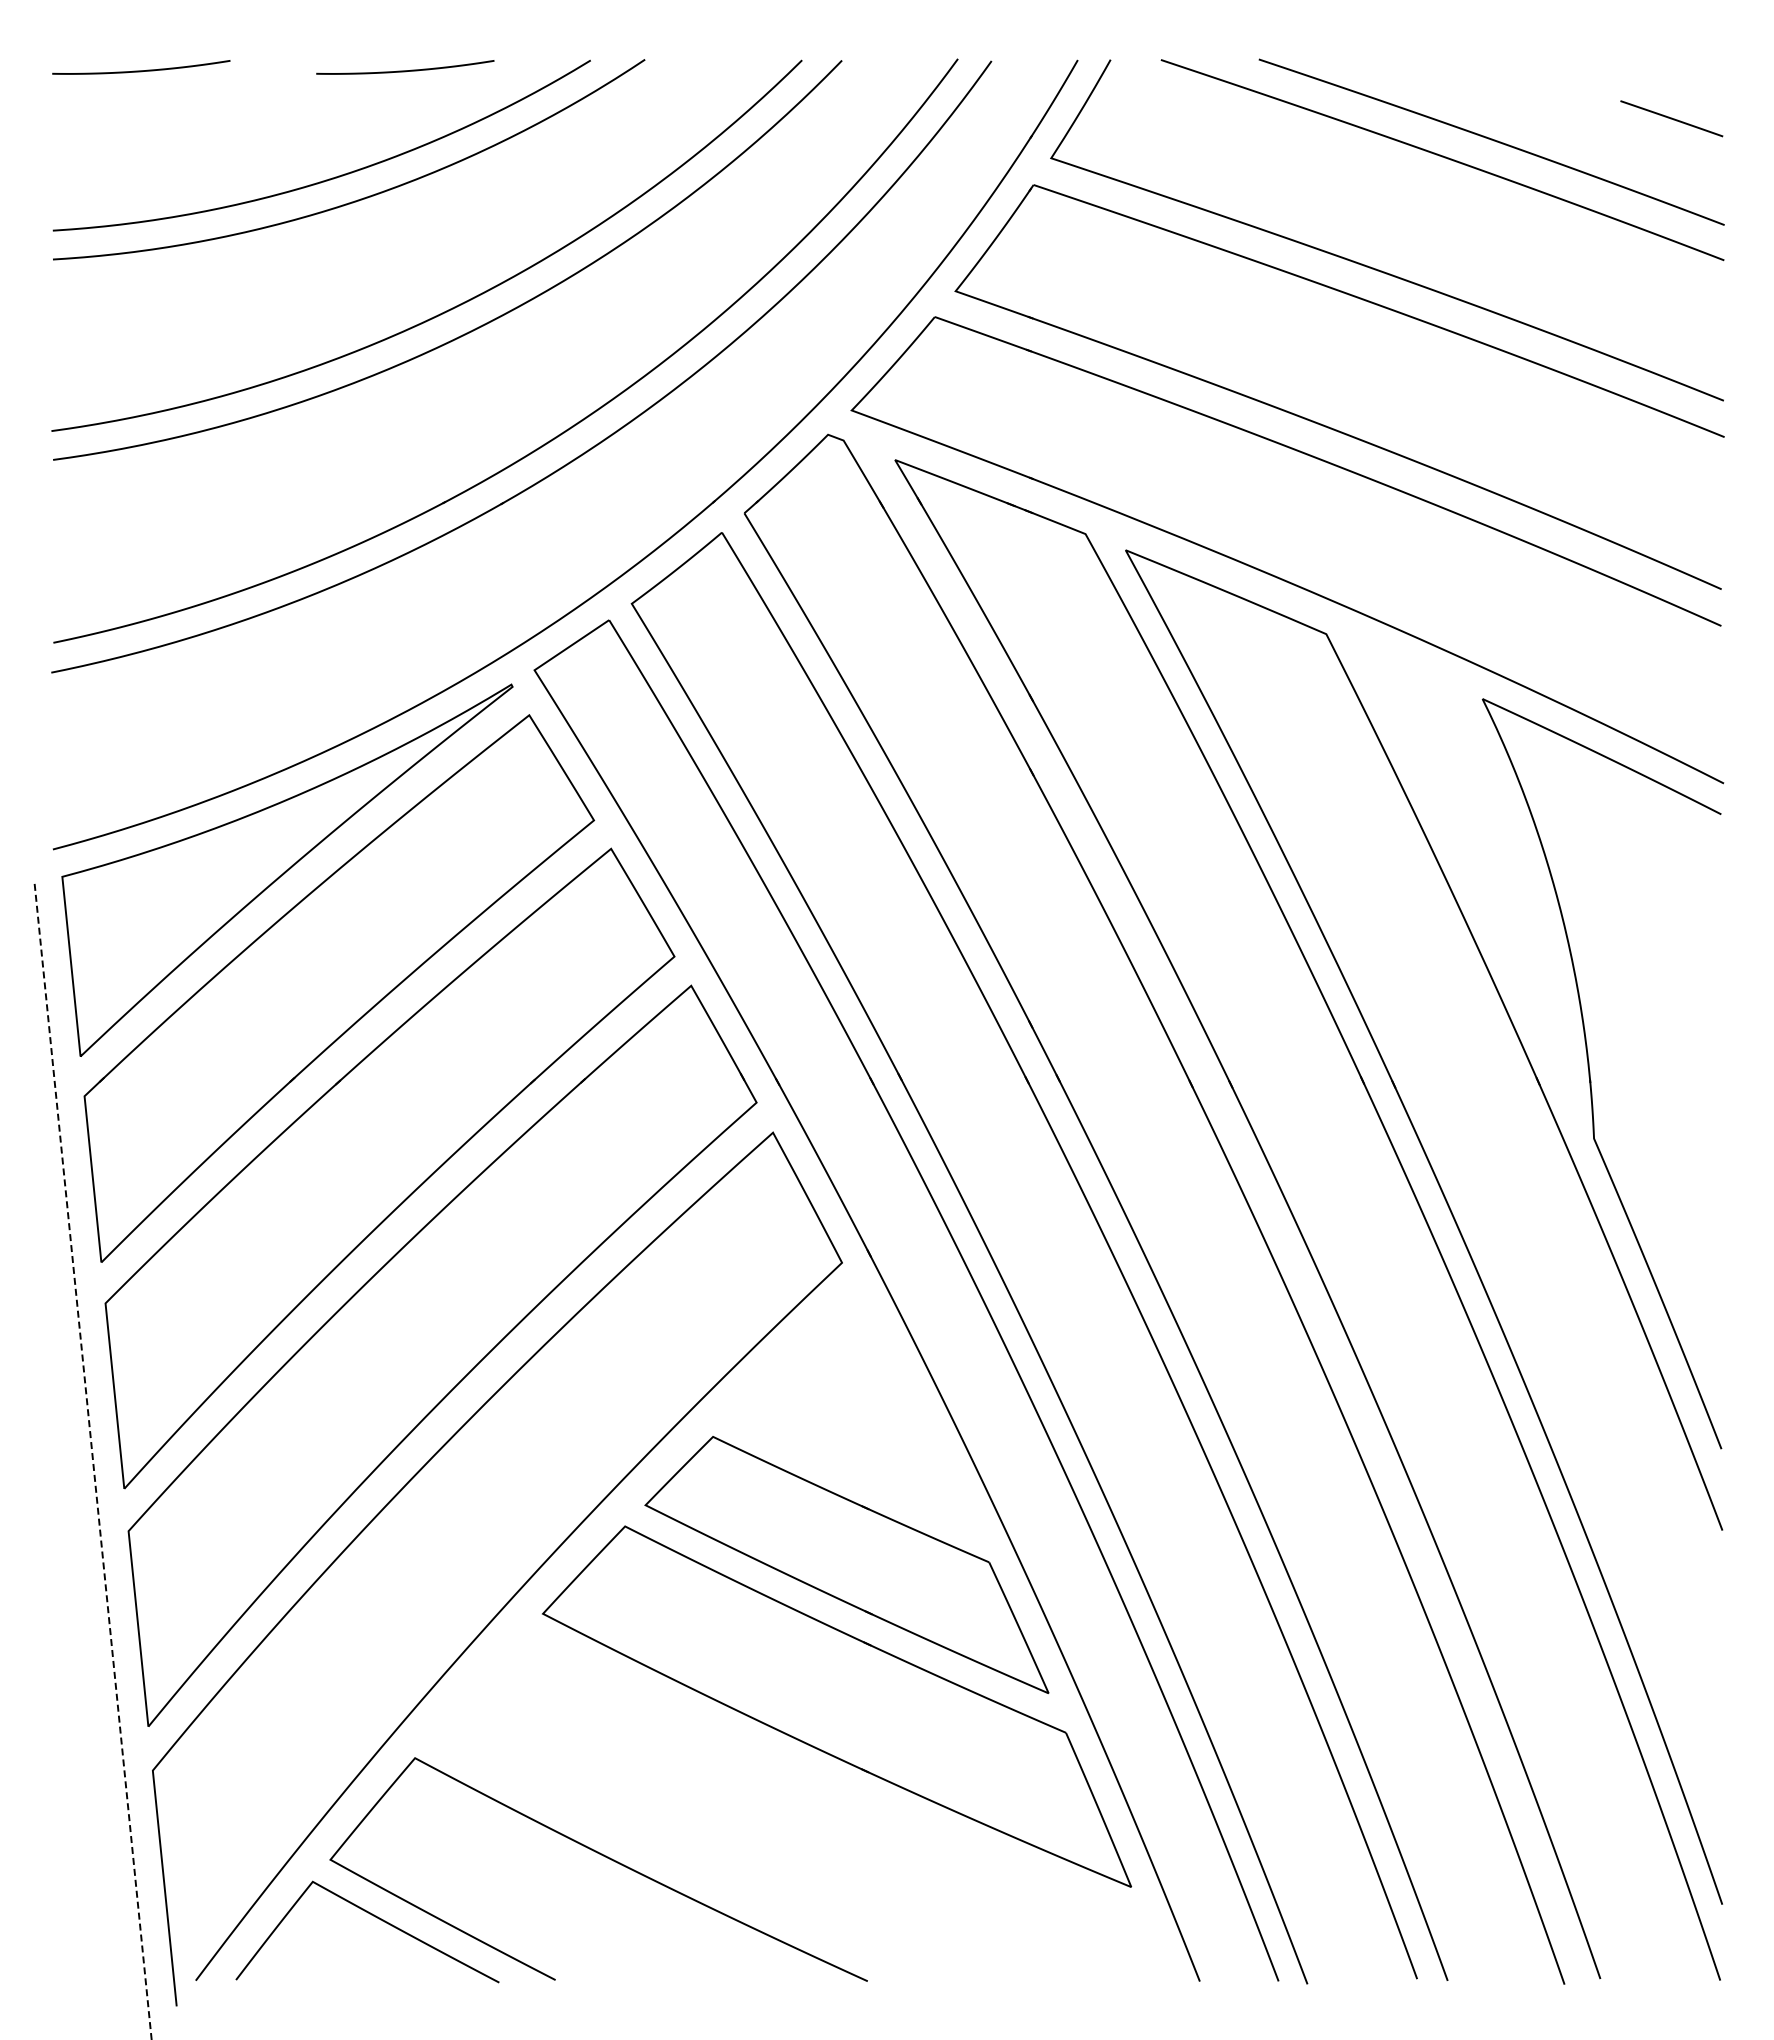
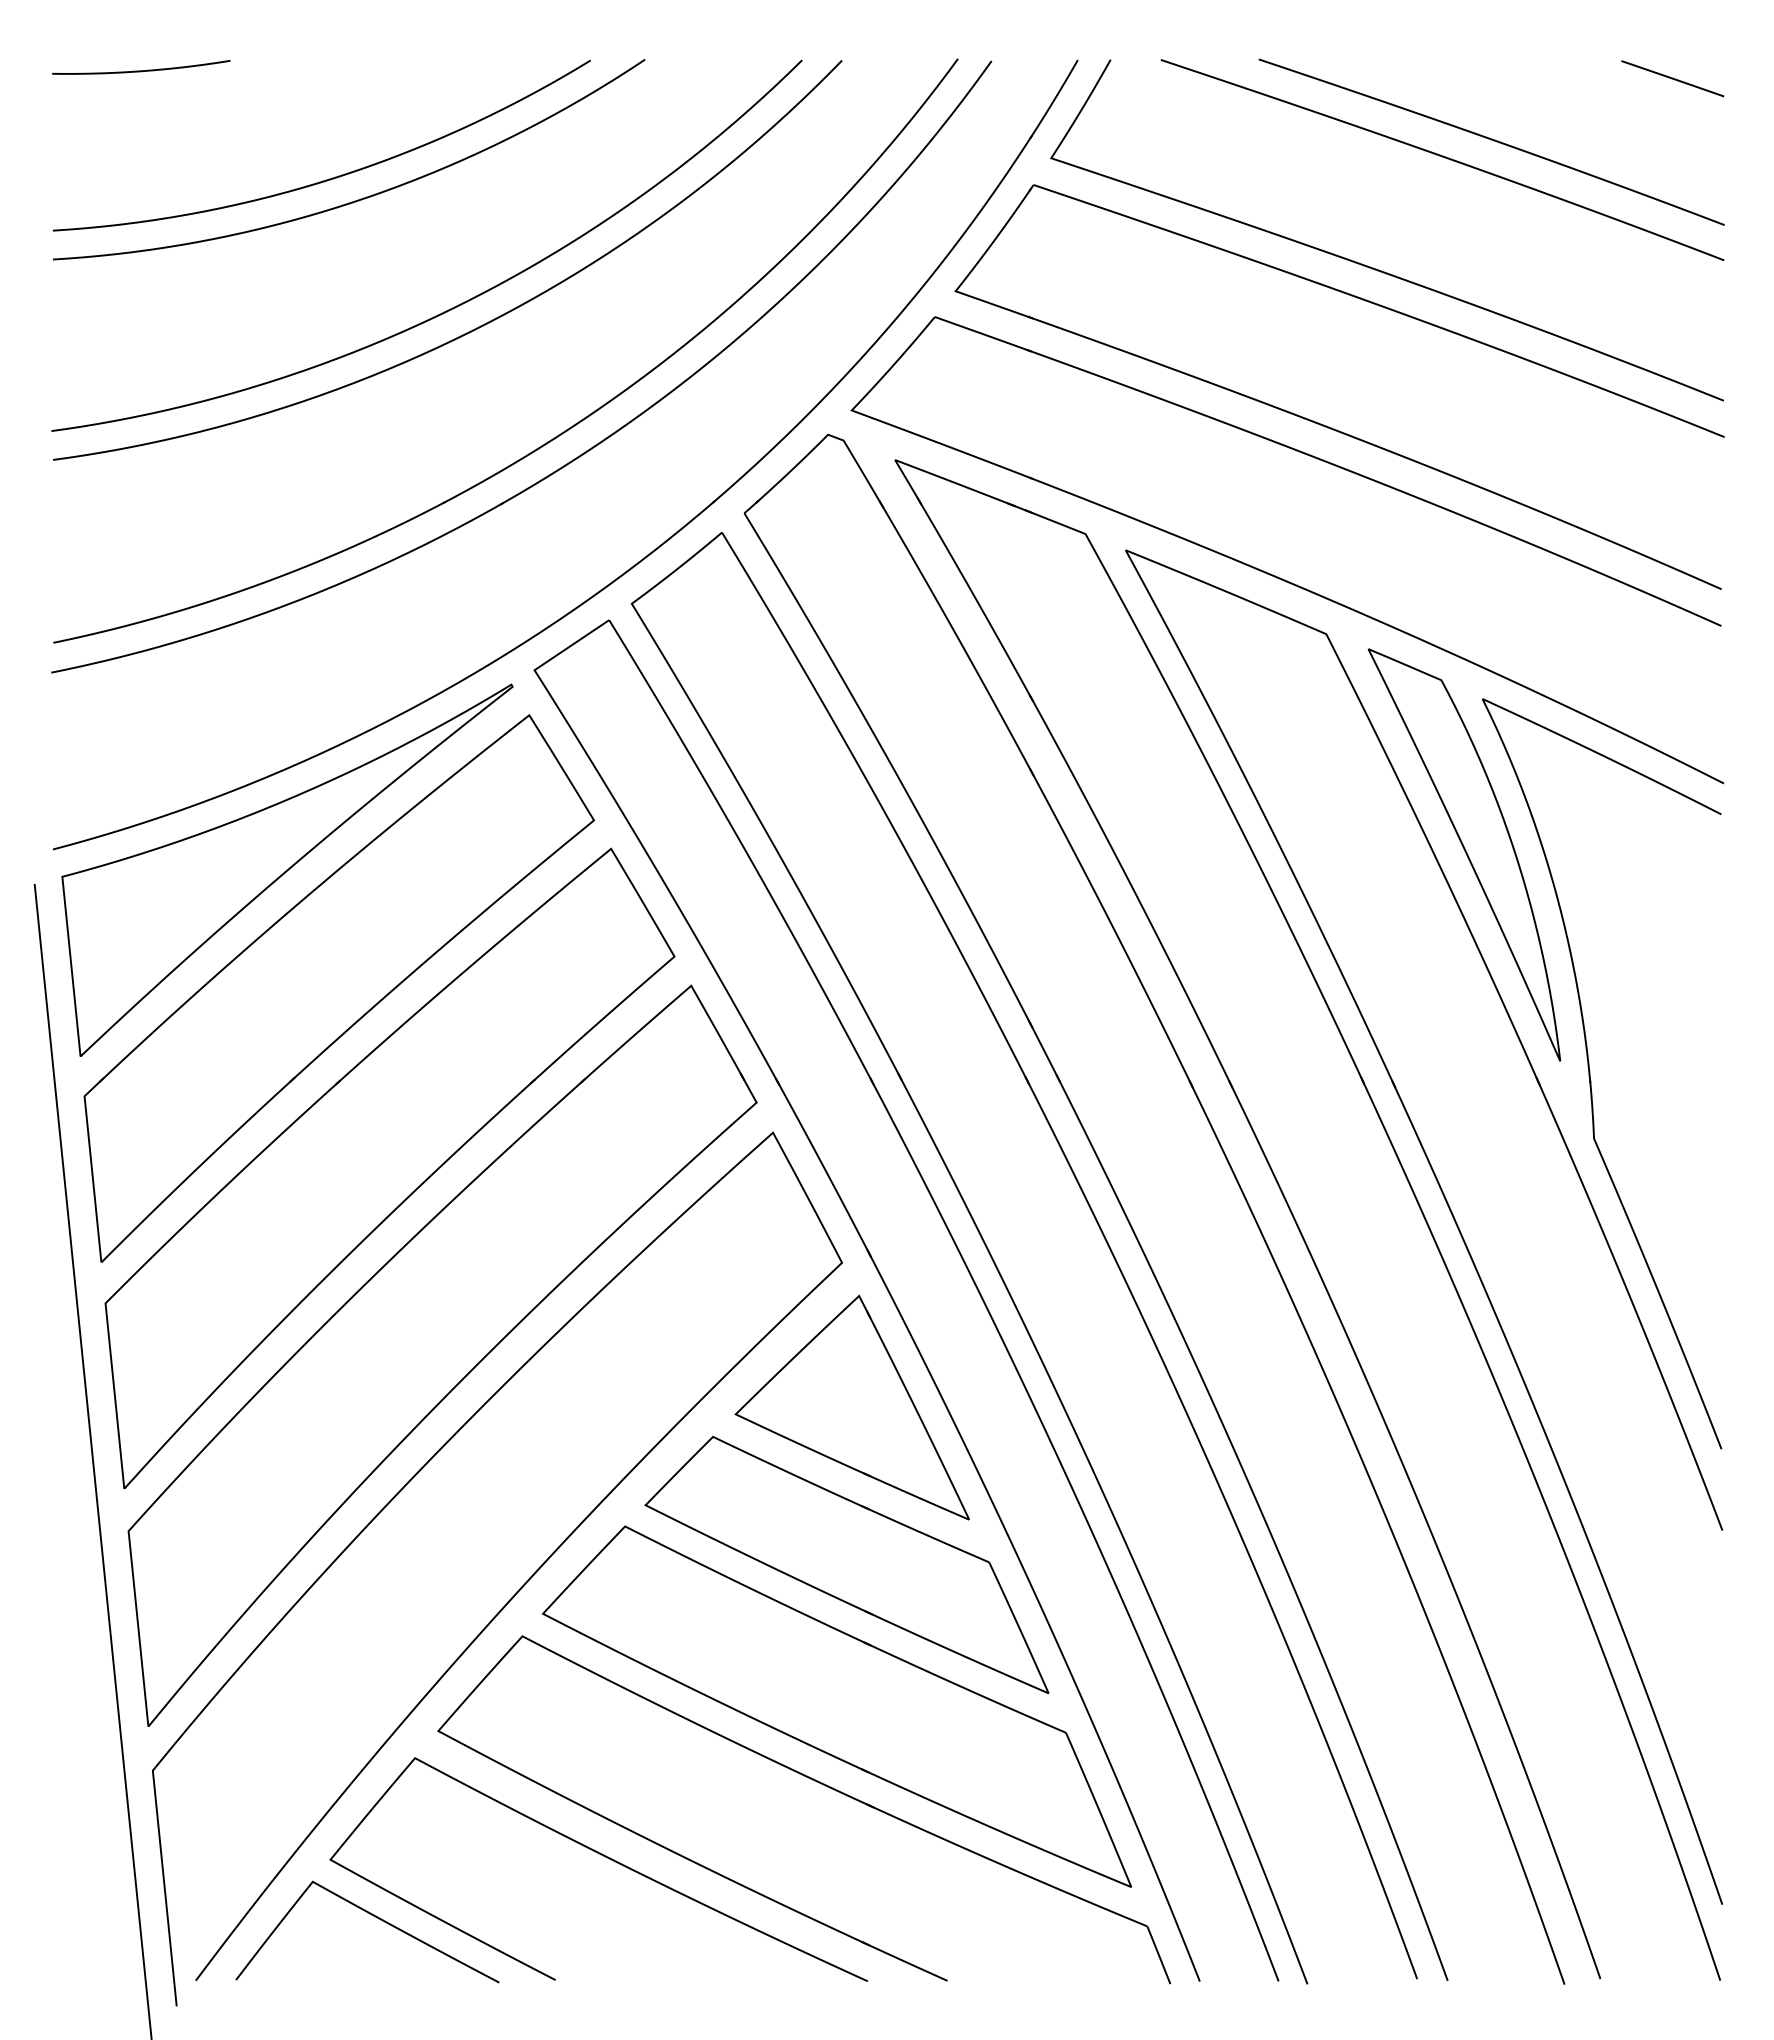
curve: present -> none (405, 70)
line position: (1671, 118) -> (1672, 78) (1672, 78)
part: none -> present (1464, 854)
part: none -> present (851, 1407)
line: dashed -> solid (93, 1461)
part: none -> present (816, 1782)
